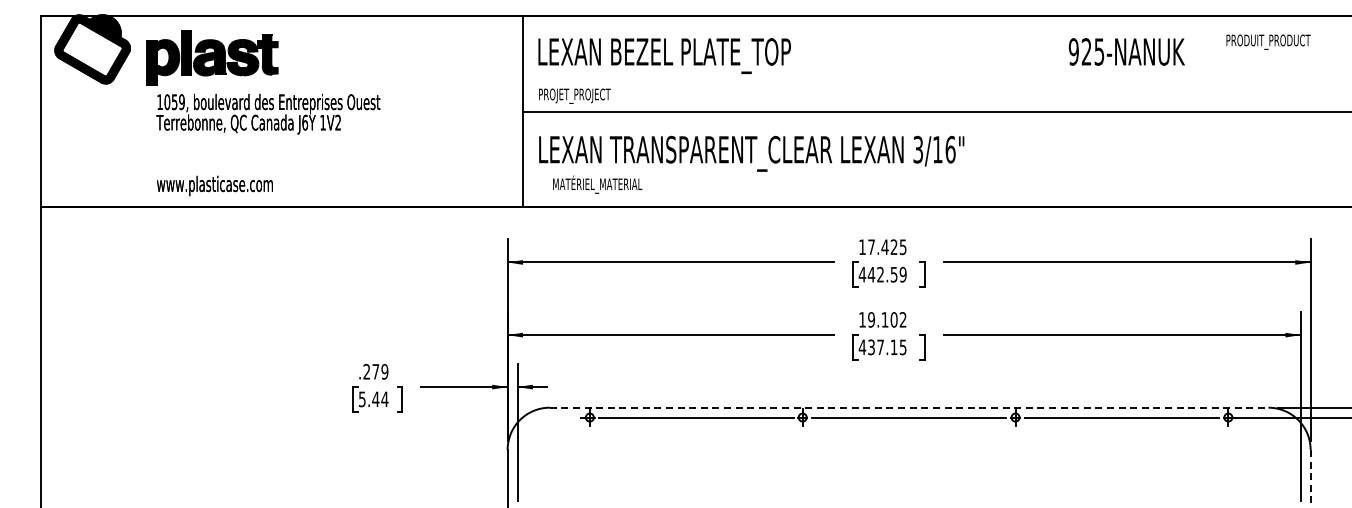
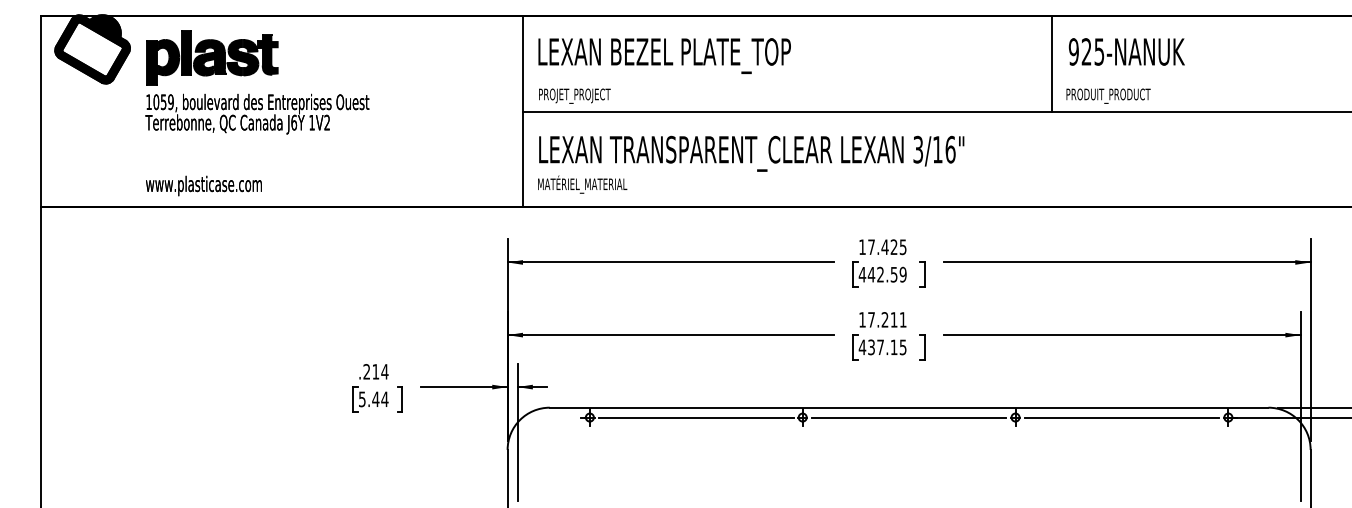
text position: (1268, 41) -> (1108, 95) (1108, 95)
line: none -> present (1051, 63)
text position: (268, 144) -> (257, 144) (257, 144)
text position: (597, 184) -> (582, 184) (582, 184)
text: 19.102 -> 17.211 (887, 319)
text: .279 -> .214 (380, 371)
line: dashed -> solid (909, 407)
line: dashed -> solid (1310, 478)
